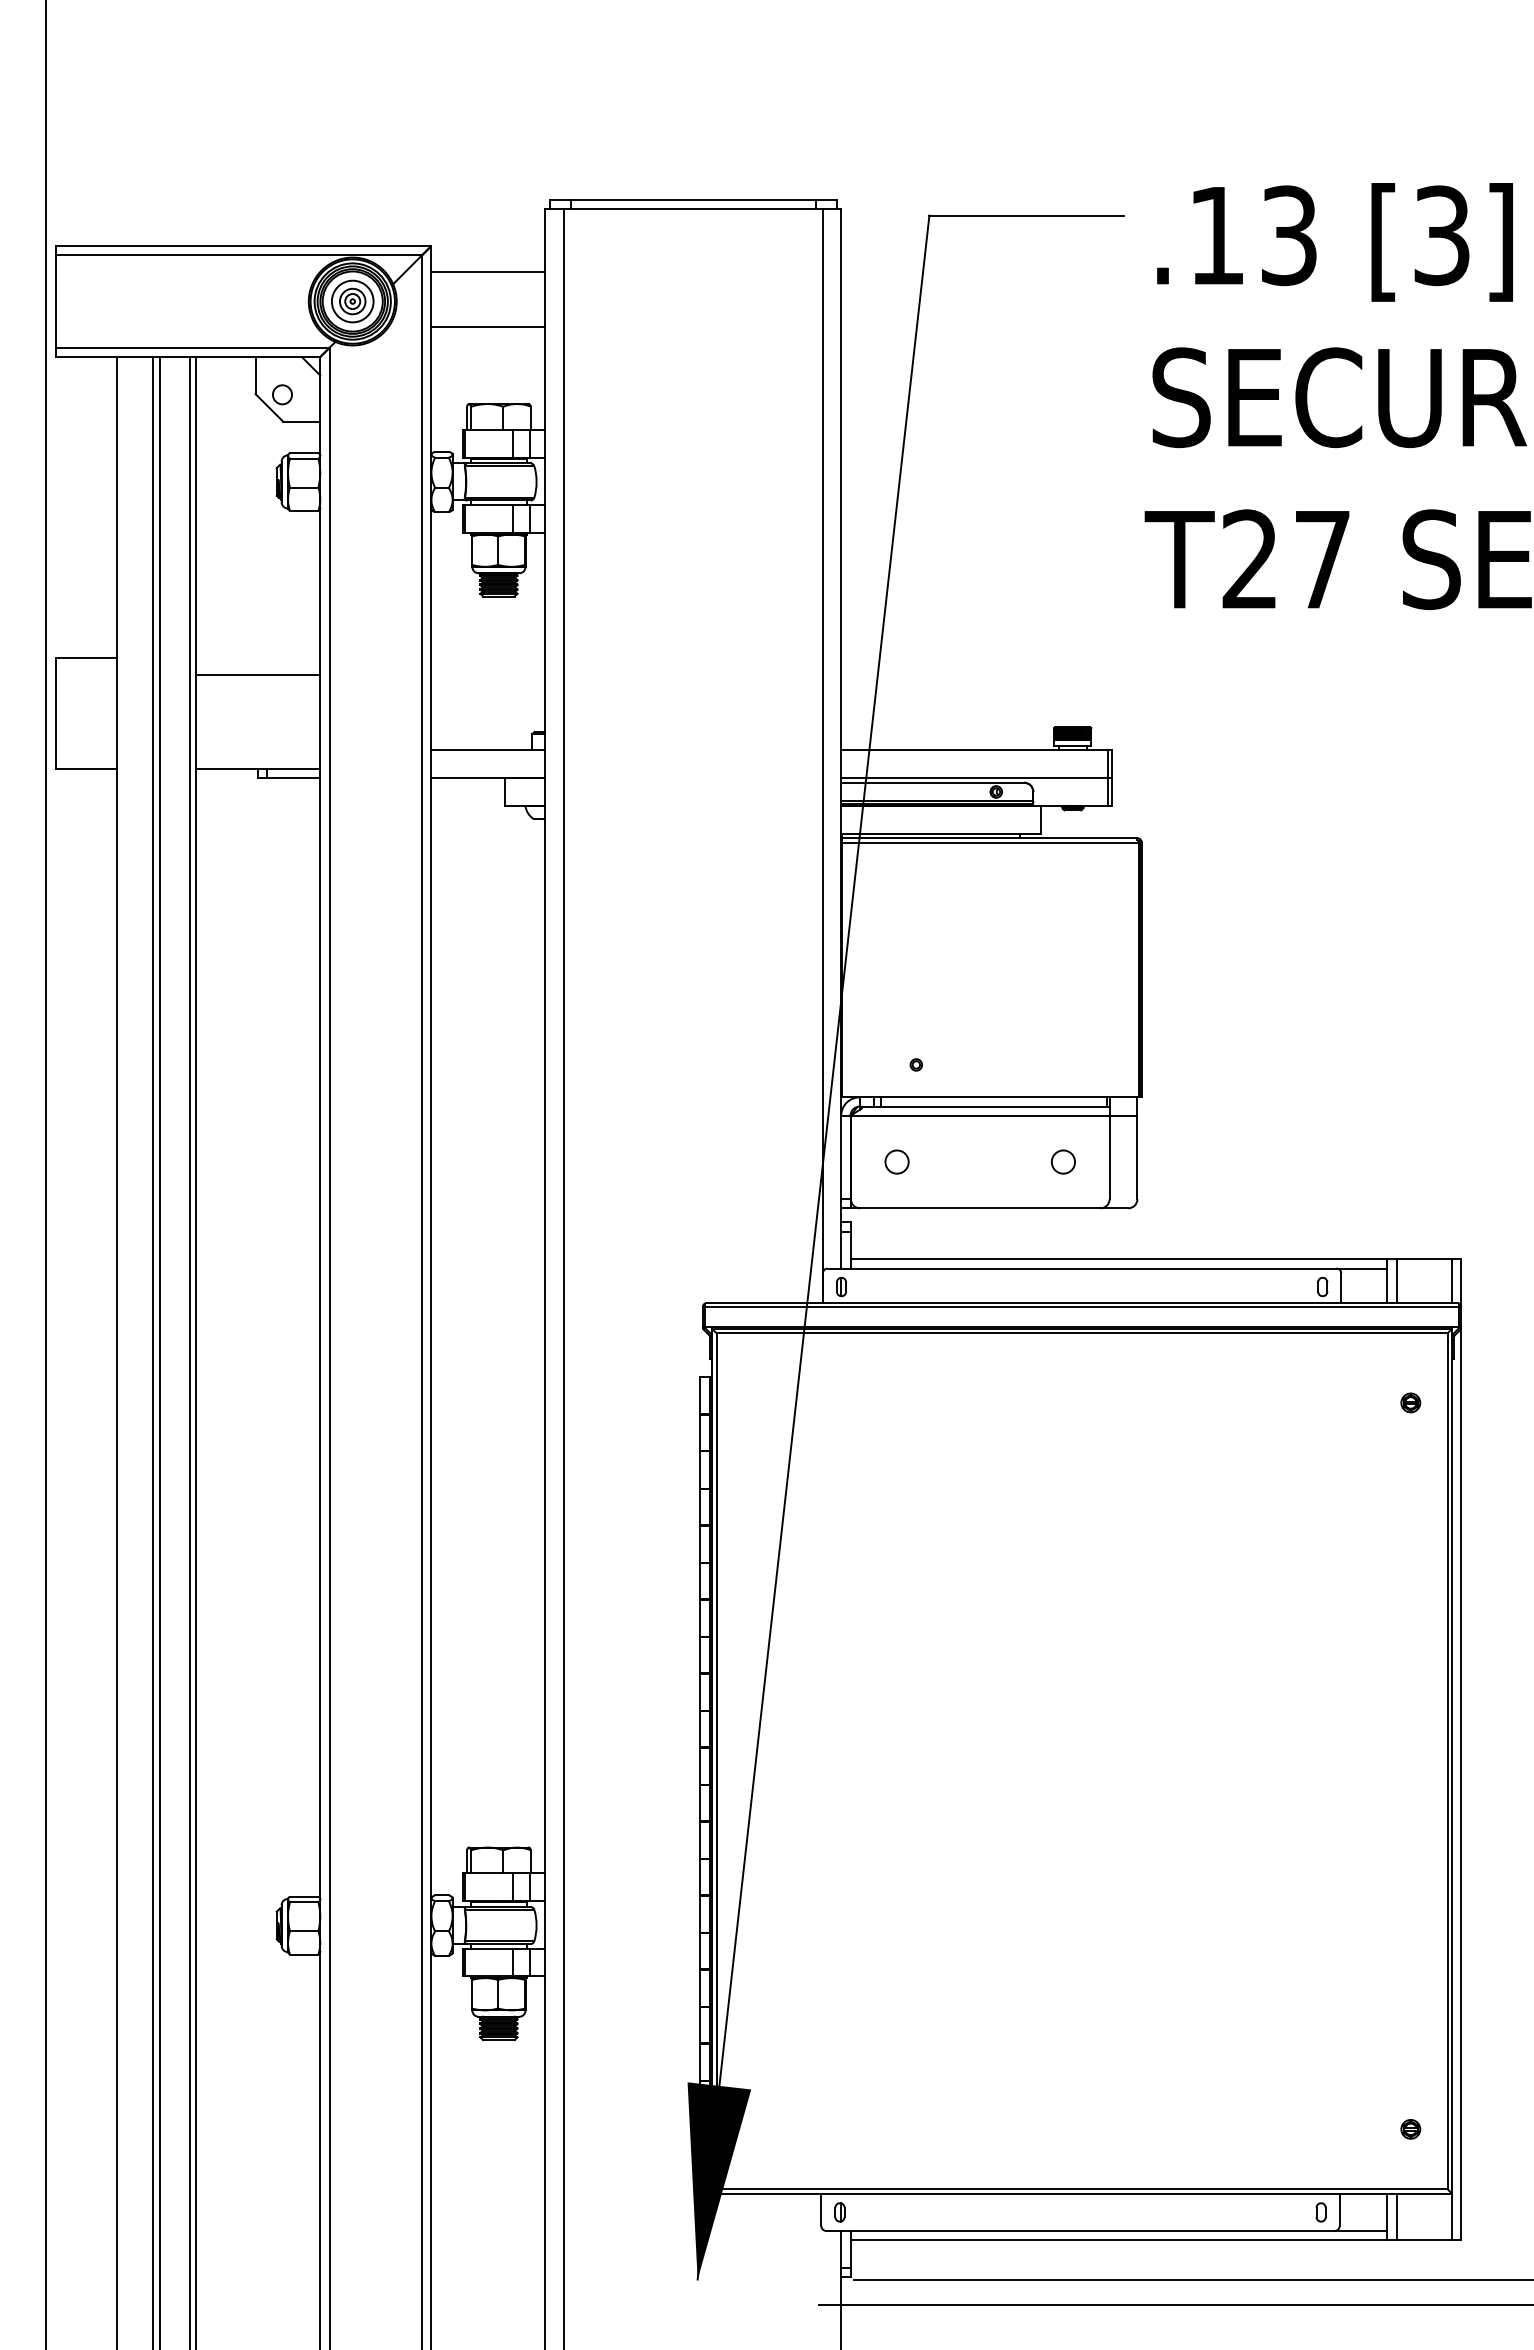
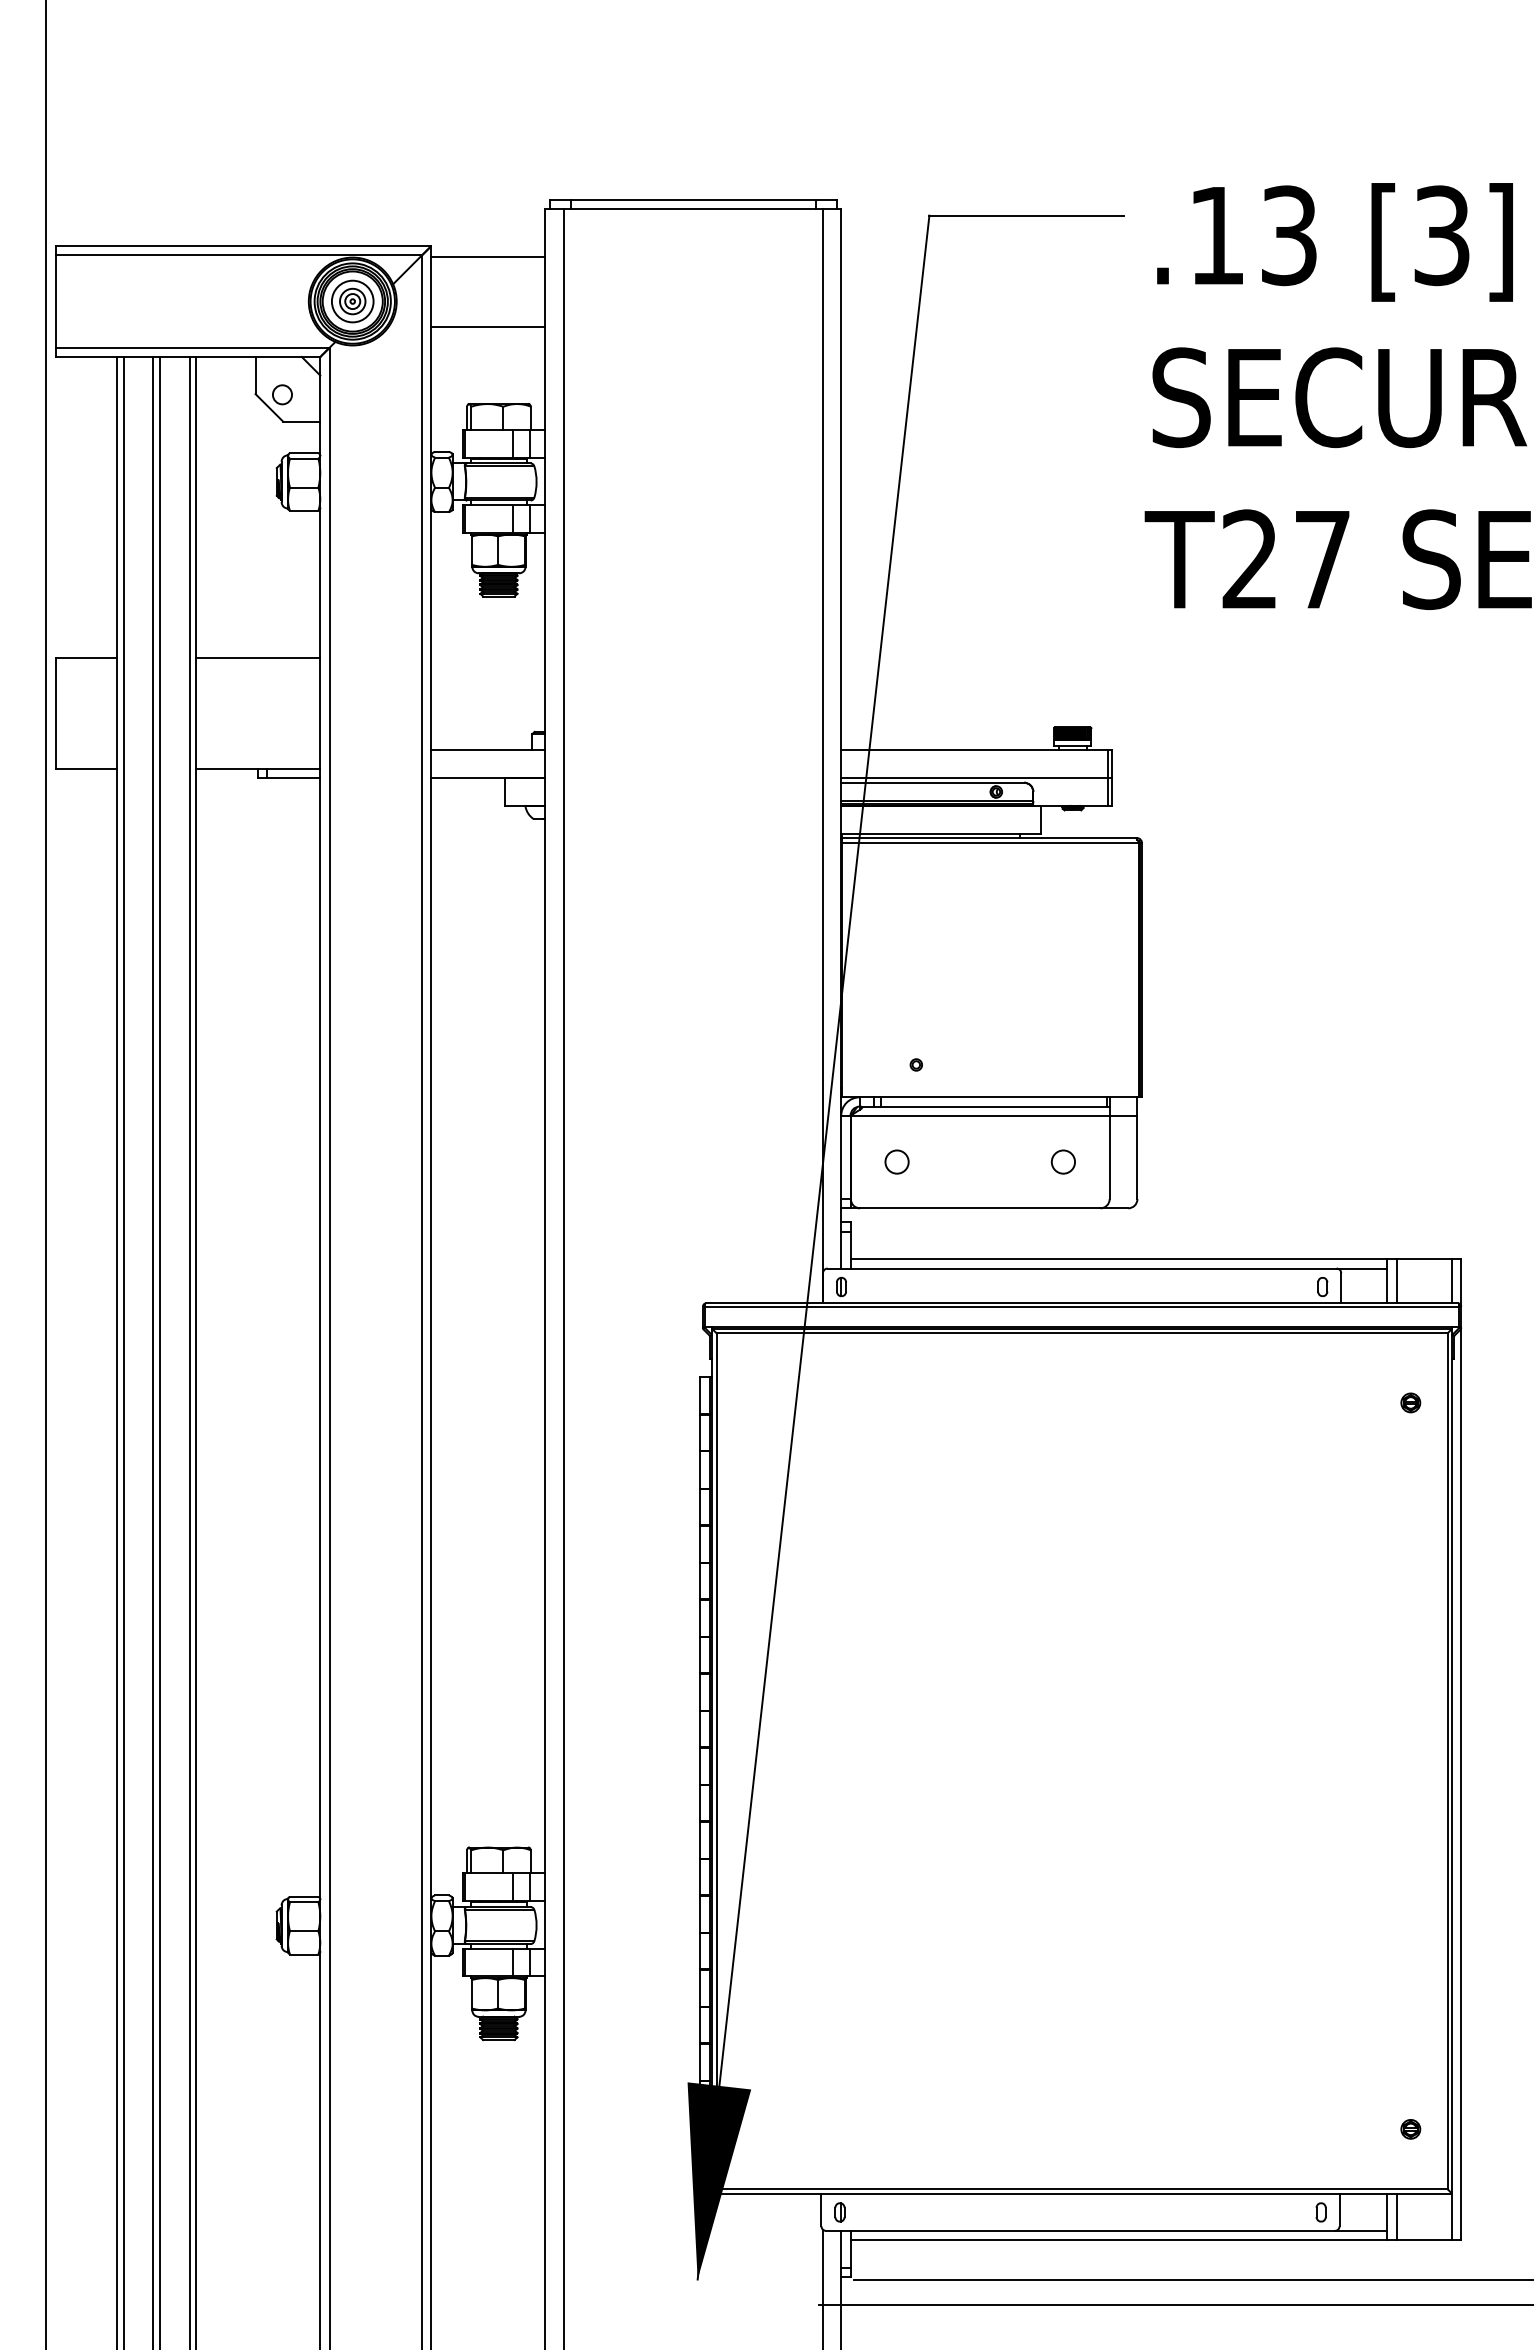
line position: (488, 272) -> (488, 257) (488, 257)
line position: (258, 674) -> (258, 657) (258, 657)
line: none -> present (124, 1351)
line: none -> present (822, 2287)
